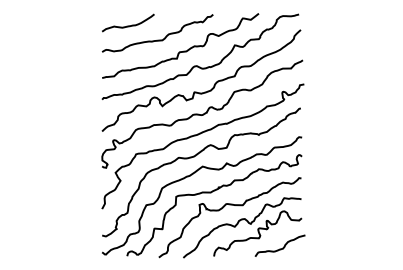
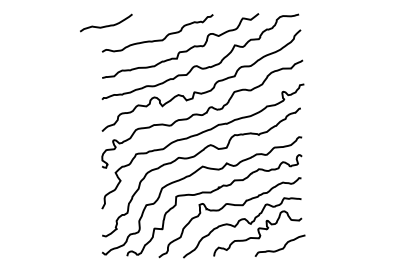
curve position: (128, 25) -> (106, 25) (106, 25)
